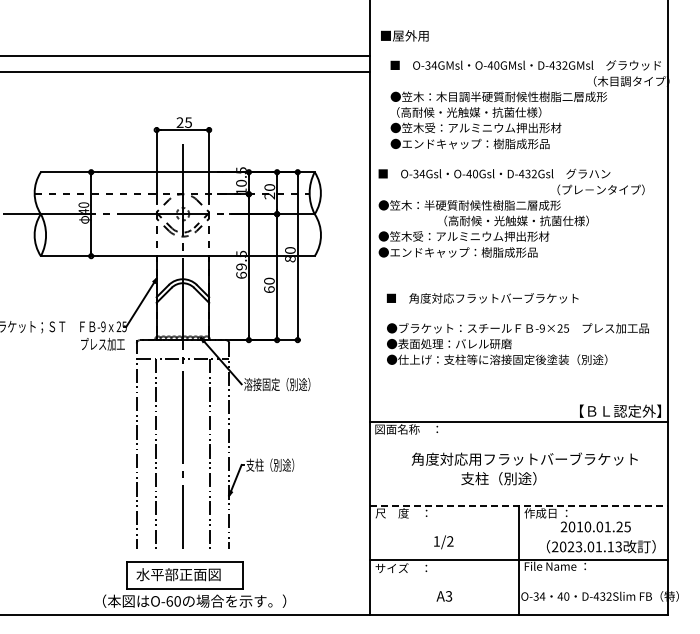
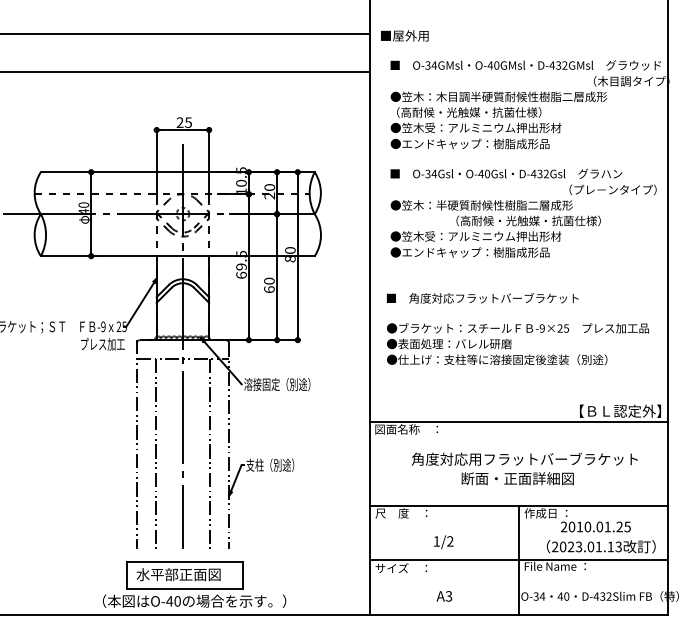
line position: (186, 55) -> (186, 33) (186, 33)
text position: (511, 212) -> (523, 212) (523, 212)
text: 支柱（別途） -> 断面・正面詳細図 (517, 478)
line: dashed -> solid (519, 505)
text: O-60 -> O-40 (169, 601)
